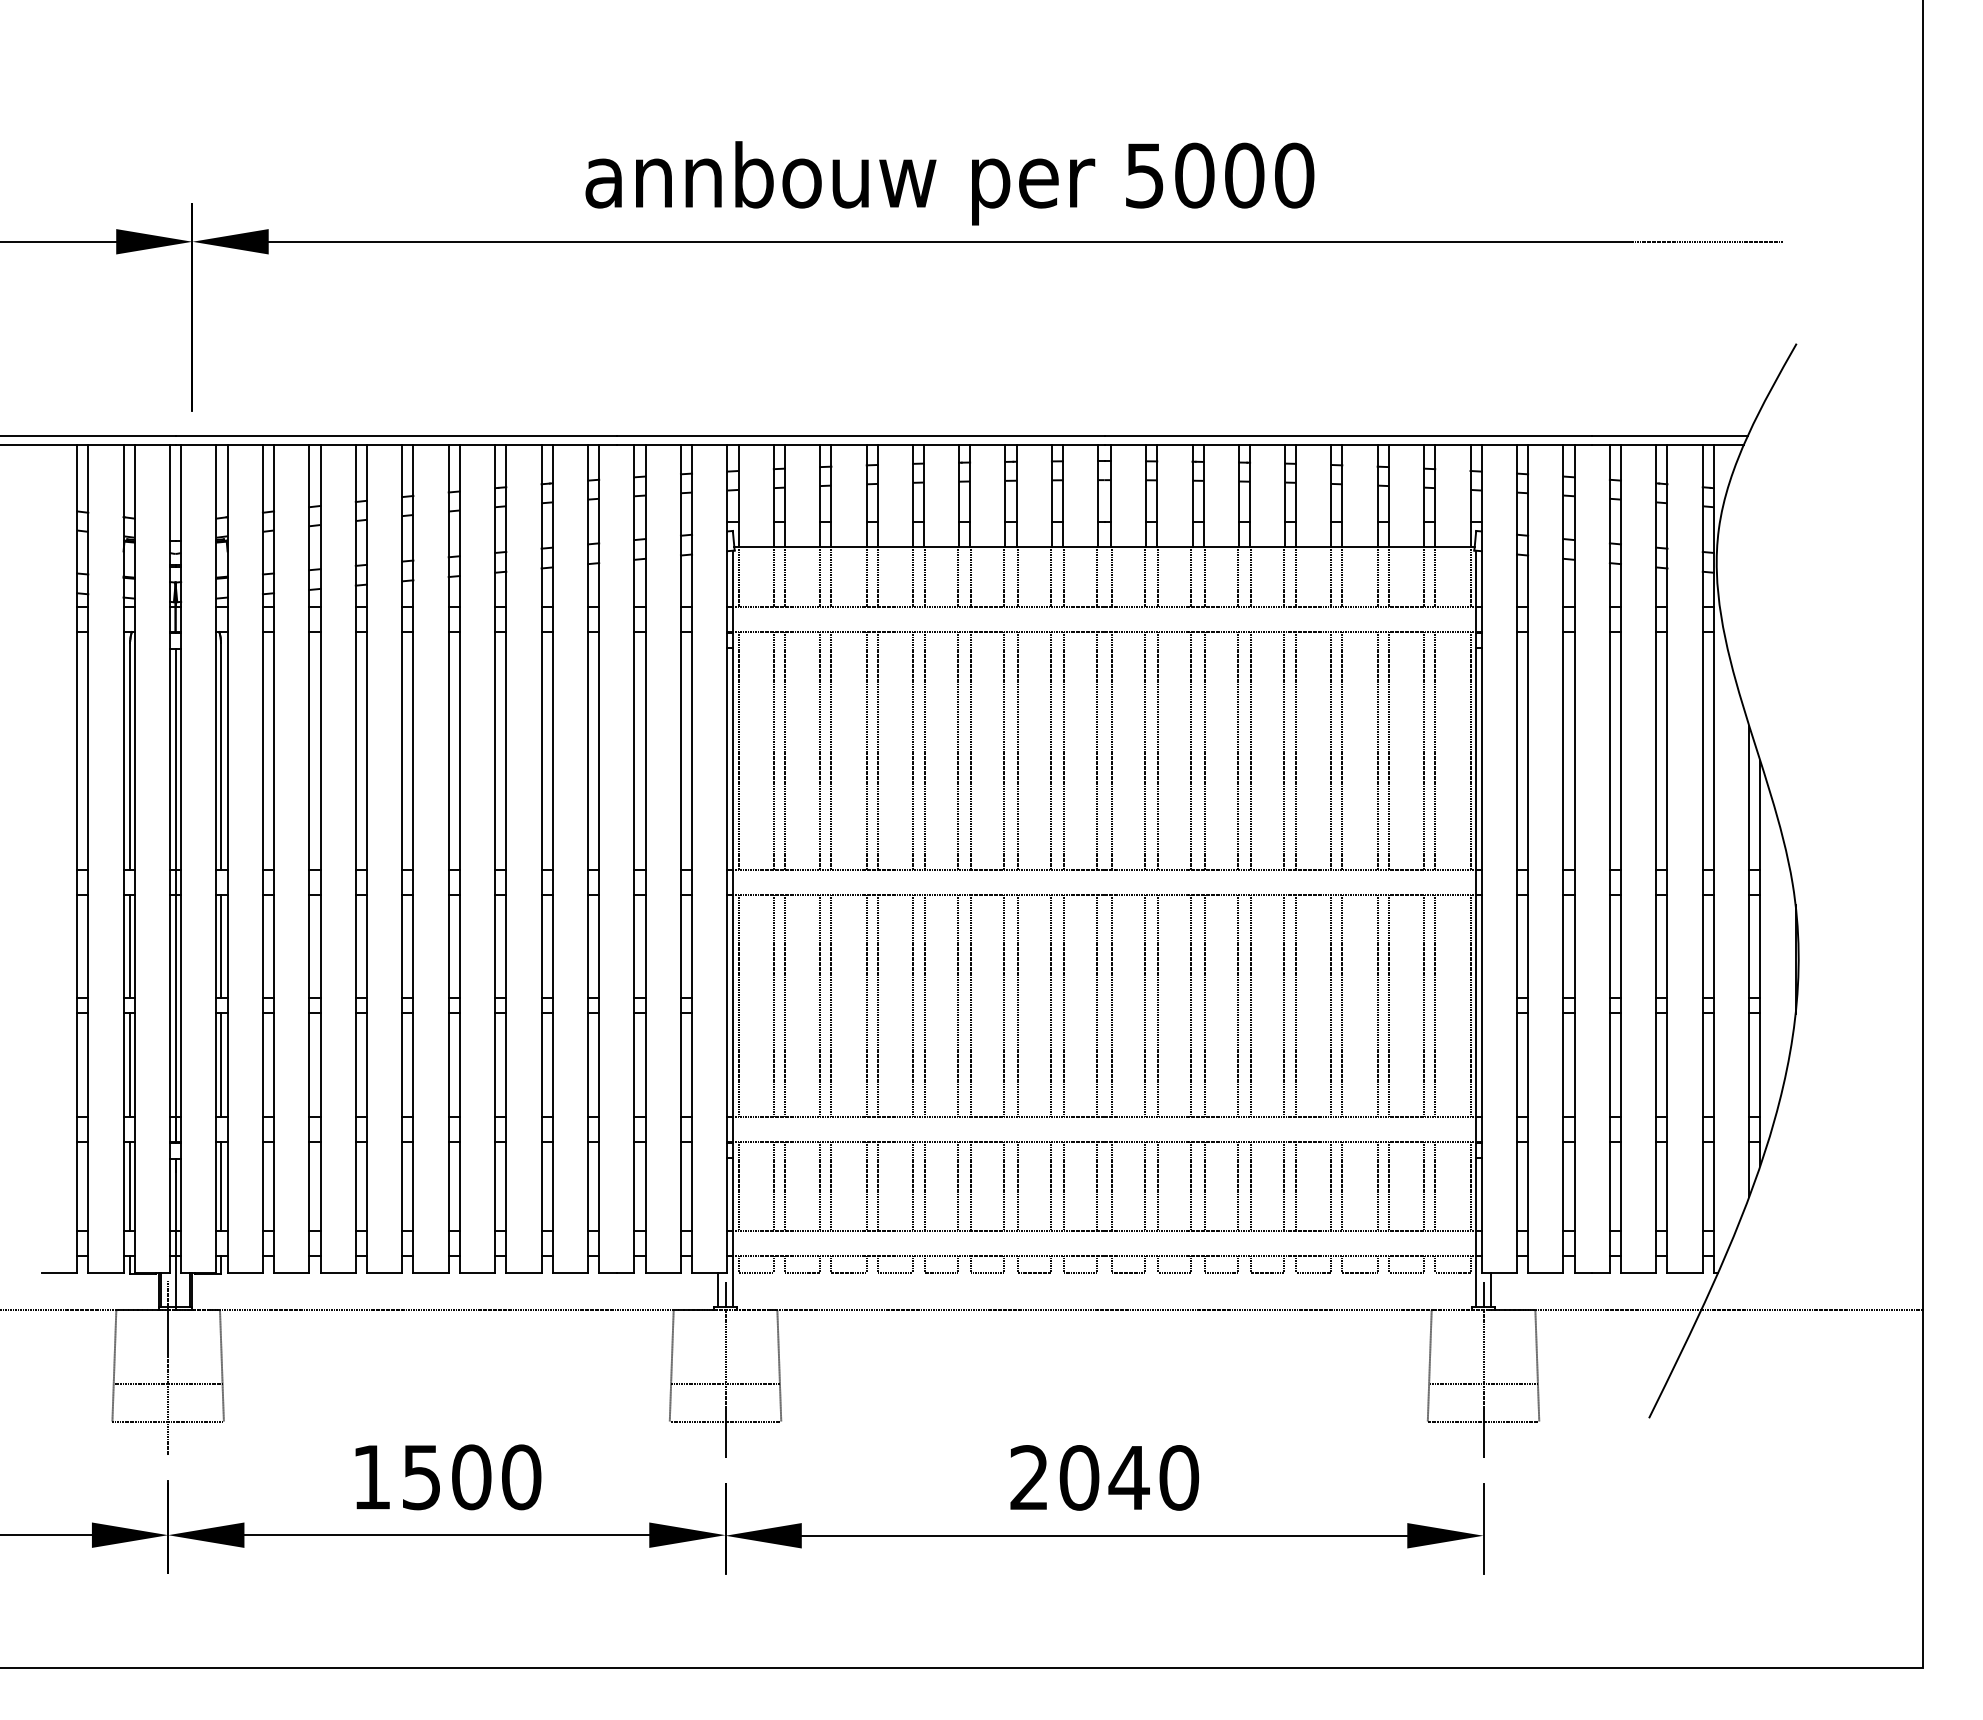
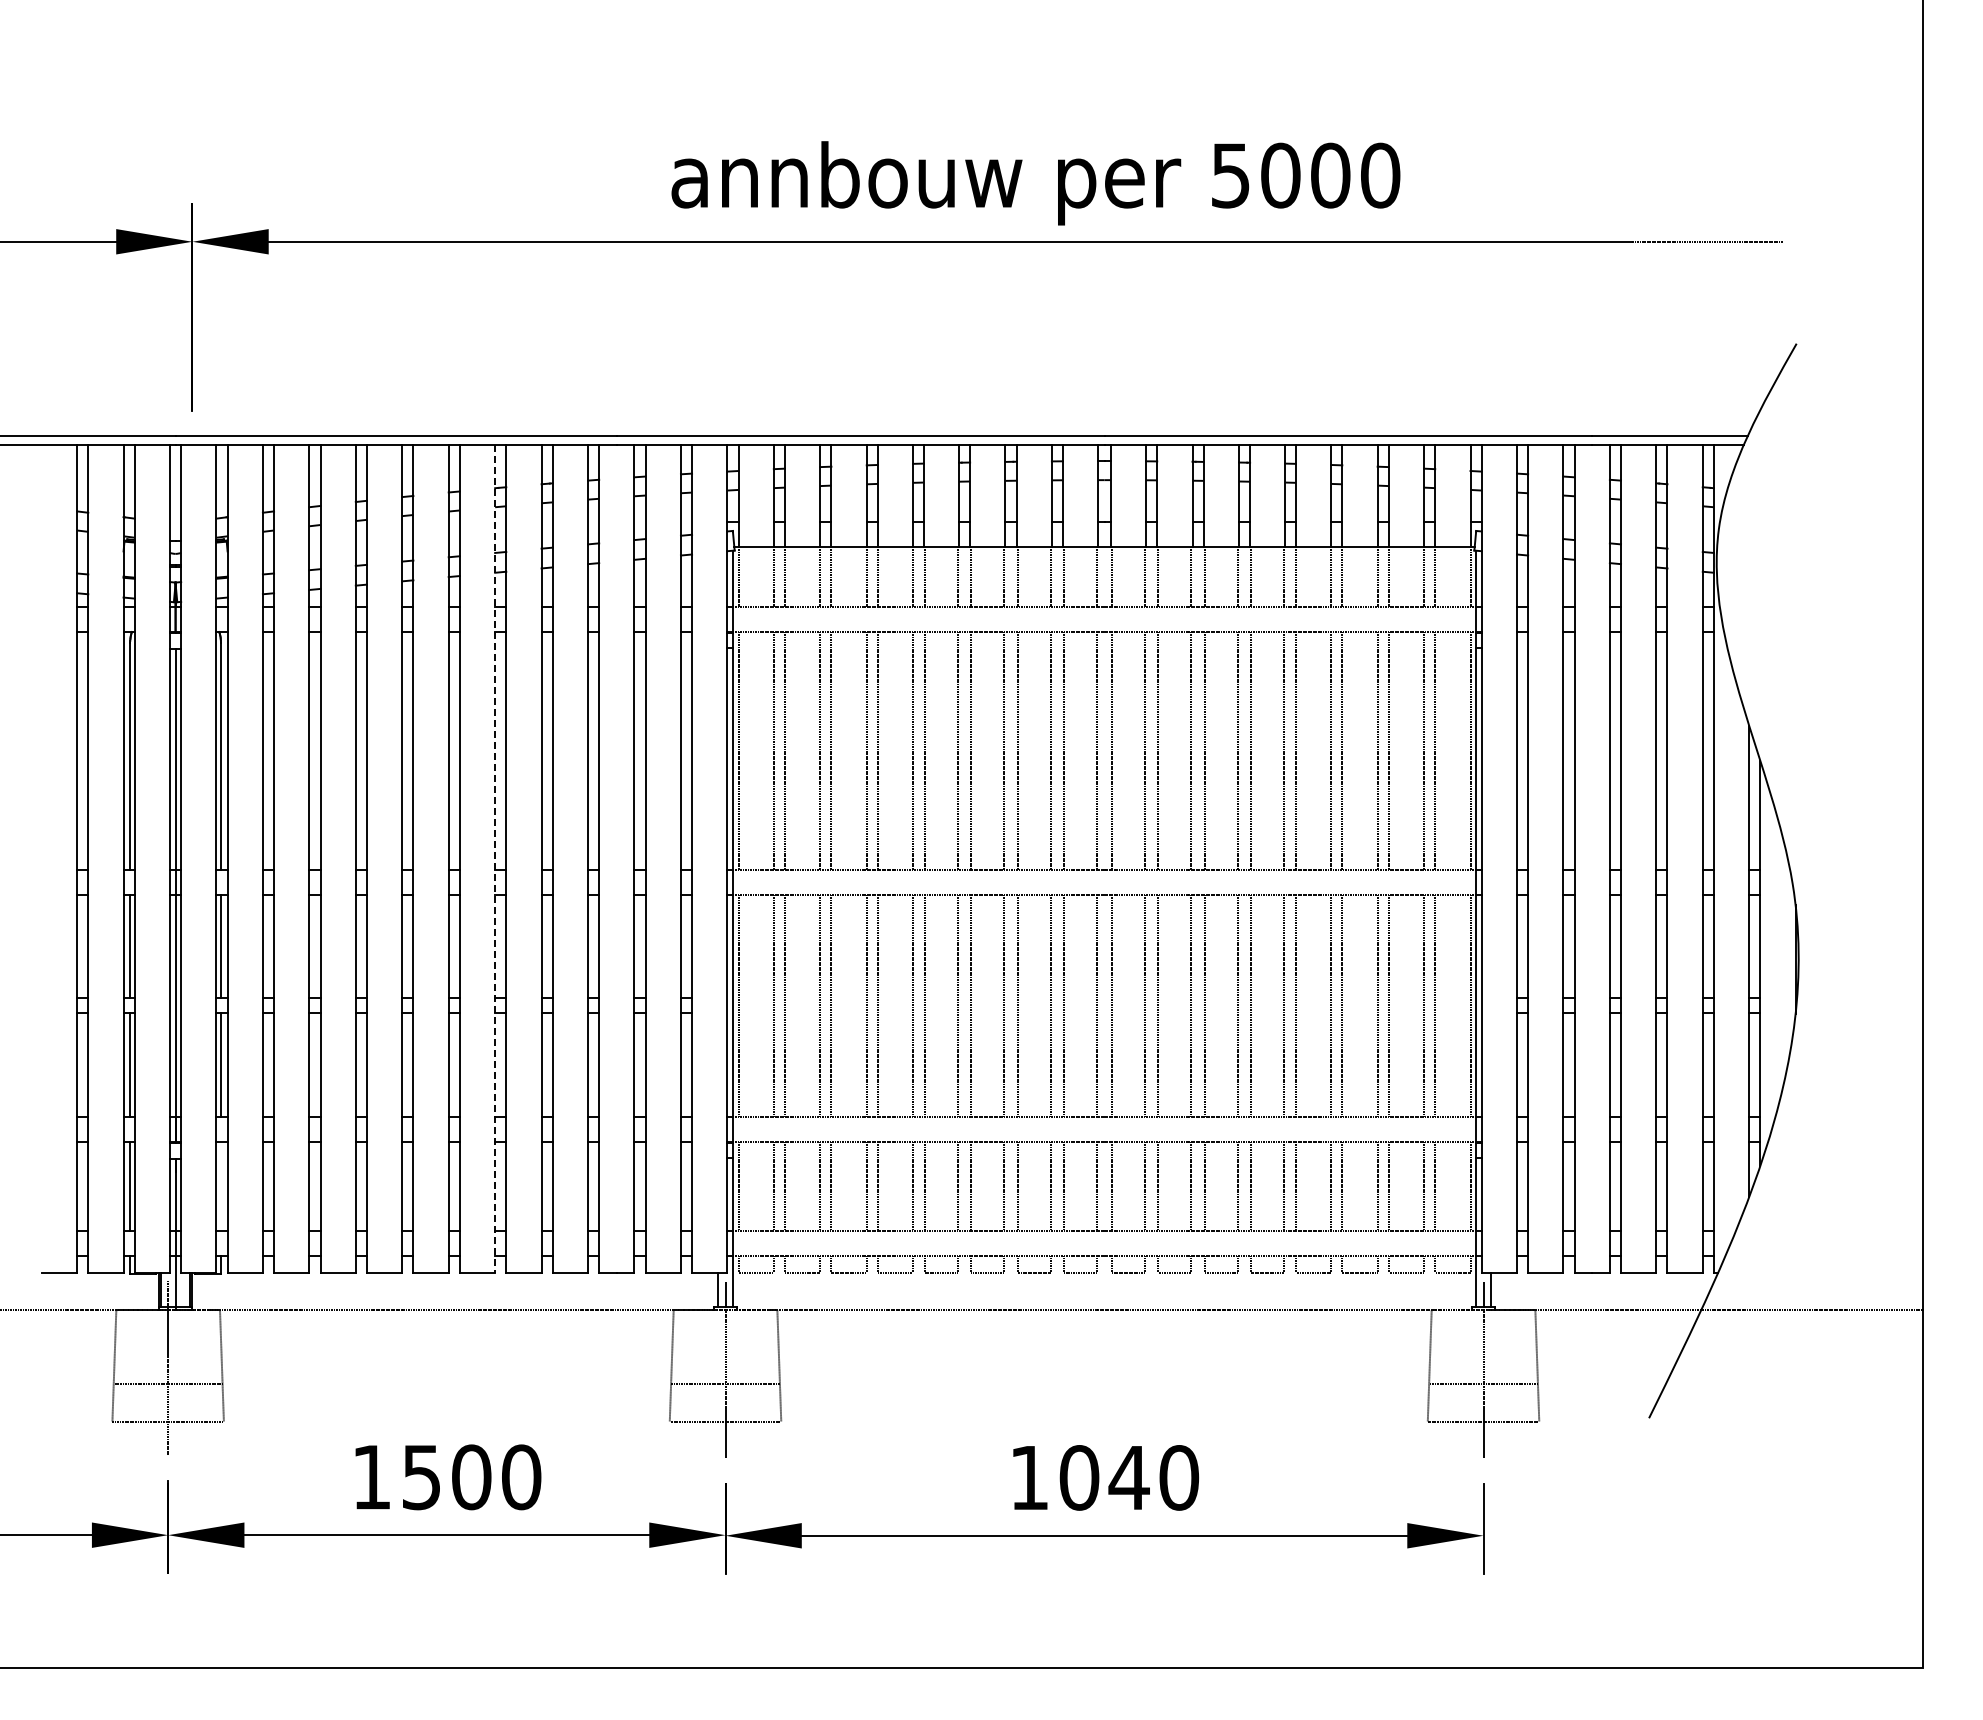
text position: (949, 183) -> (1035, 183) (1035, 183)
line: solid -> dashed (495, 859)
line: present -> none (220, 1185)
text: 2040 -> 1040 (1028, 1477)
